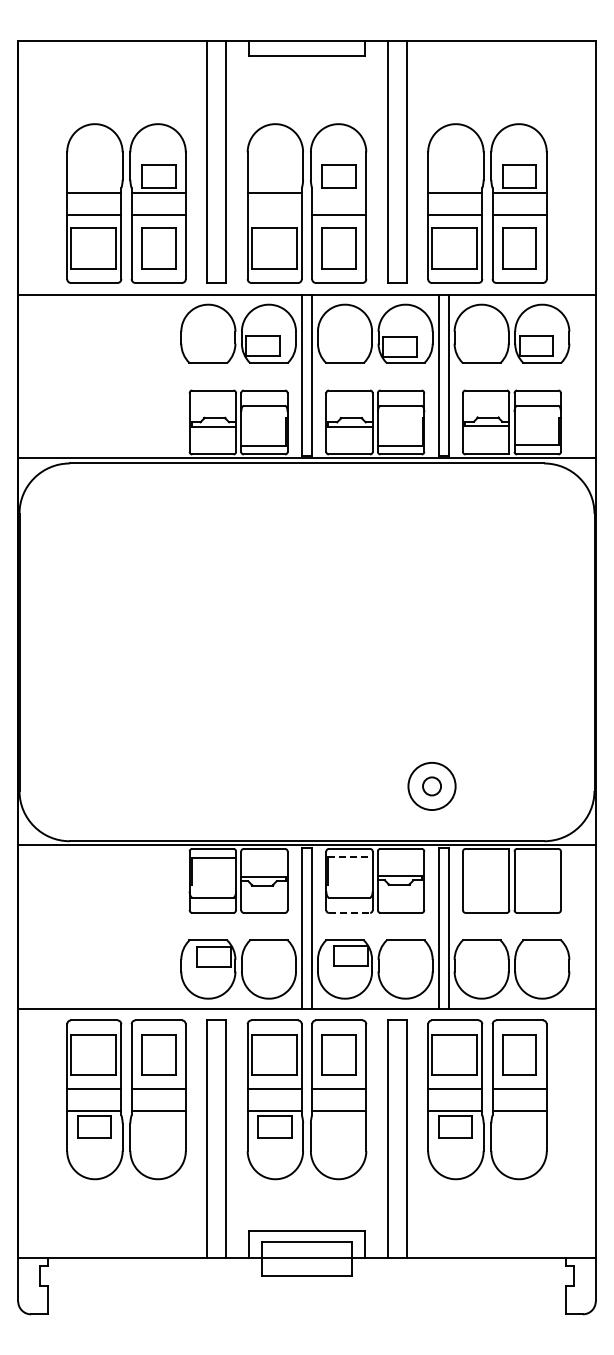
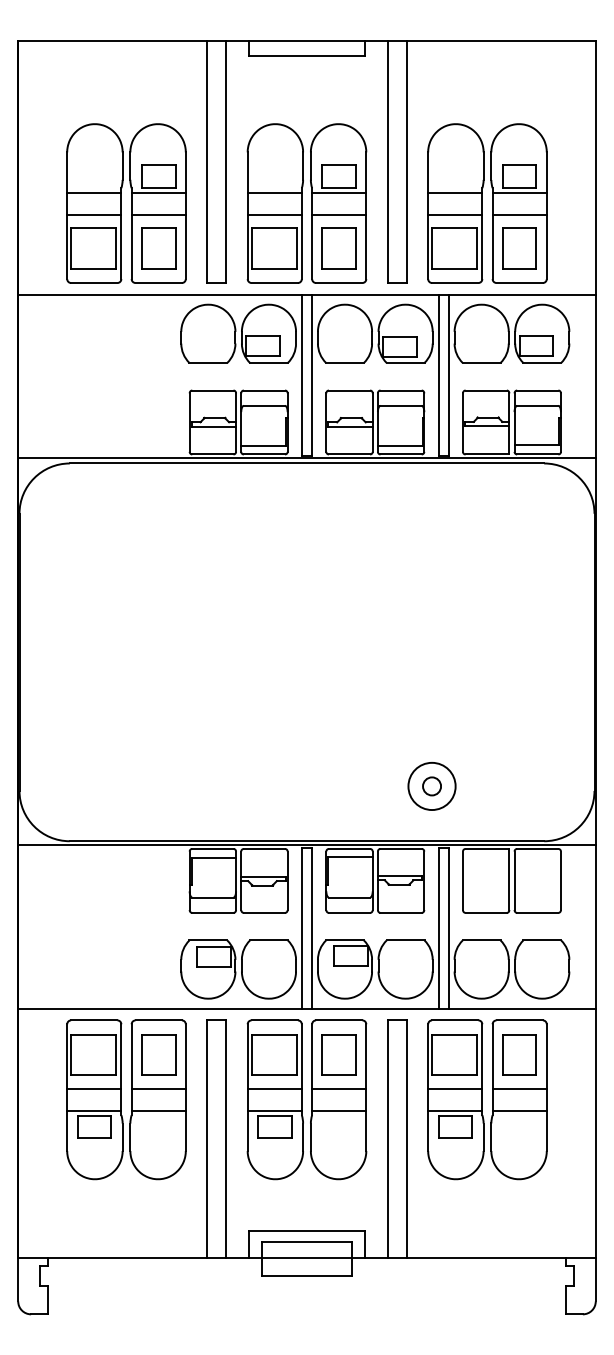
line: none -> present (339, 192)
line: none -> present (274, 214)
line: dashed -> solid (351, 856)
line: dashed -> solid (349, 912)
